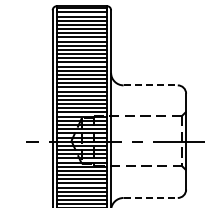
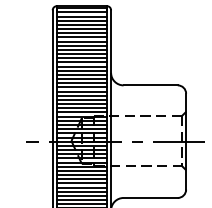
line: dashed -> solid (151, 85)
line: dashed -> solid (151, 197)
